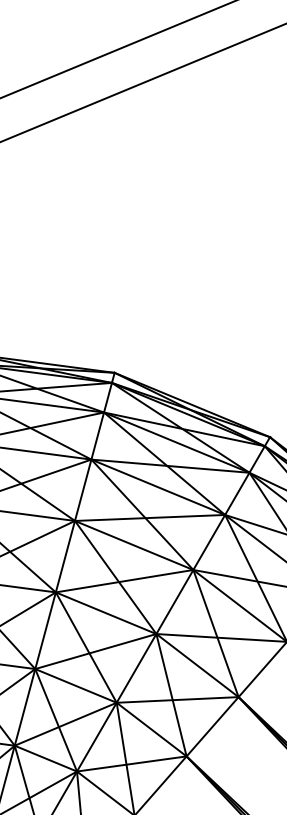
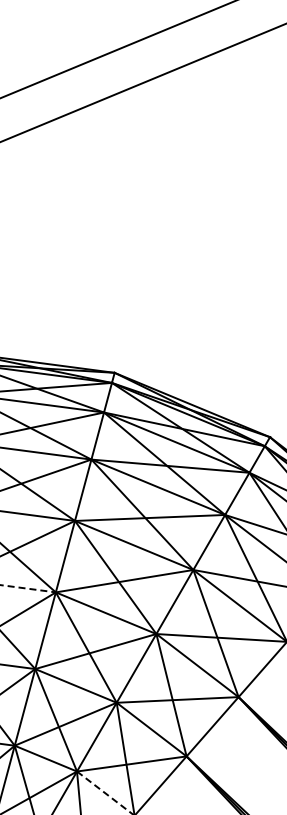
line: solid -> dashed (28, 588)
line: solid -> dashed (105, 793)
